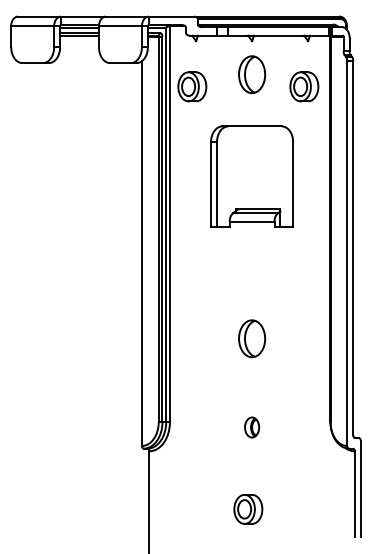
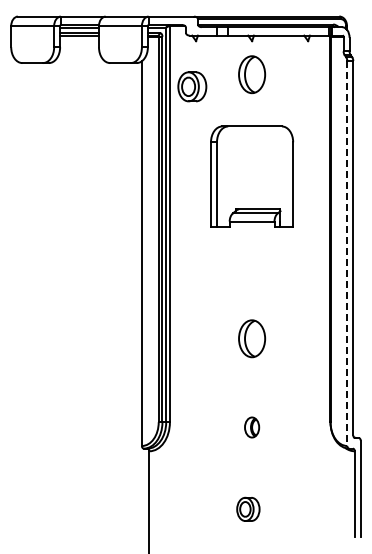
part: present -> none (304, 86)
line: solid -> dashed (347, 254)
part size: 31x31 px -> 25x26 px (248, 508)
